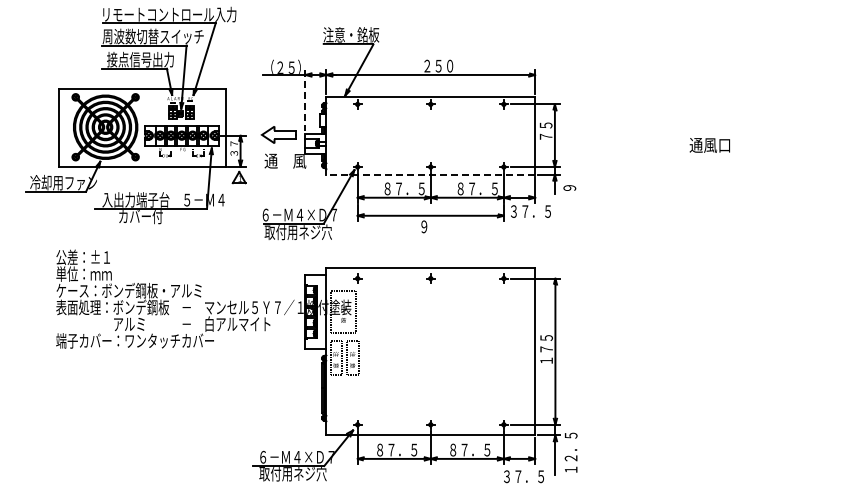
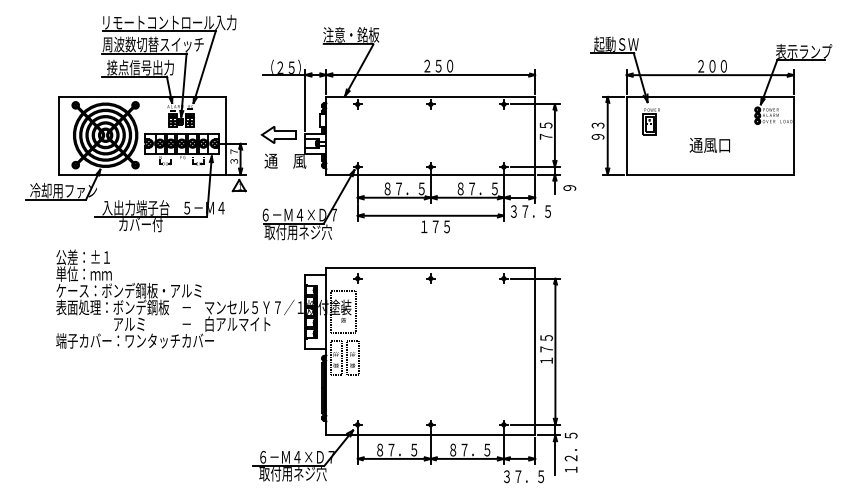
line: dashed -> solid (305, 100)
part: none -> present (711, 105)
part position: (135, 115) -> (135, 123) (135, 123)
line: dashed -> solid (430, 174)
text: ９ -> １７５ (435, 226)
